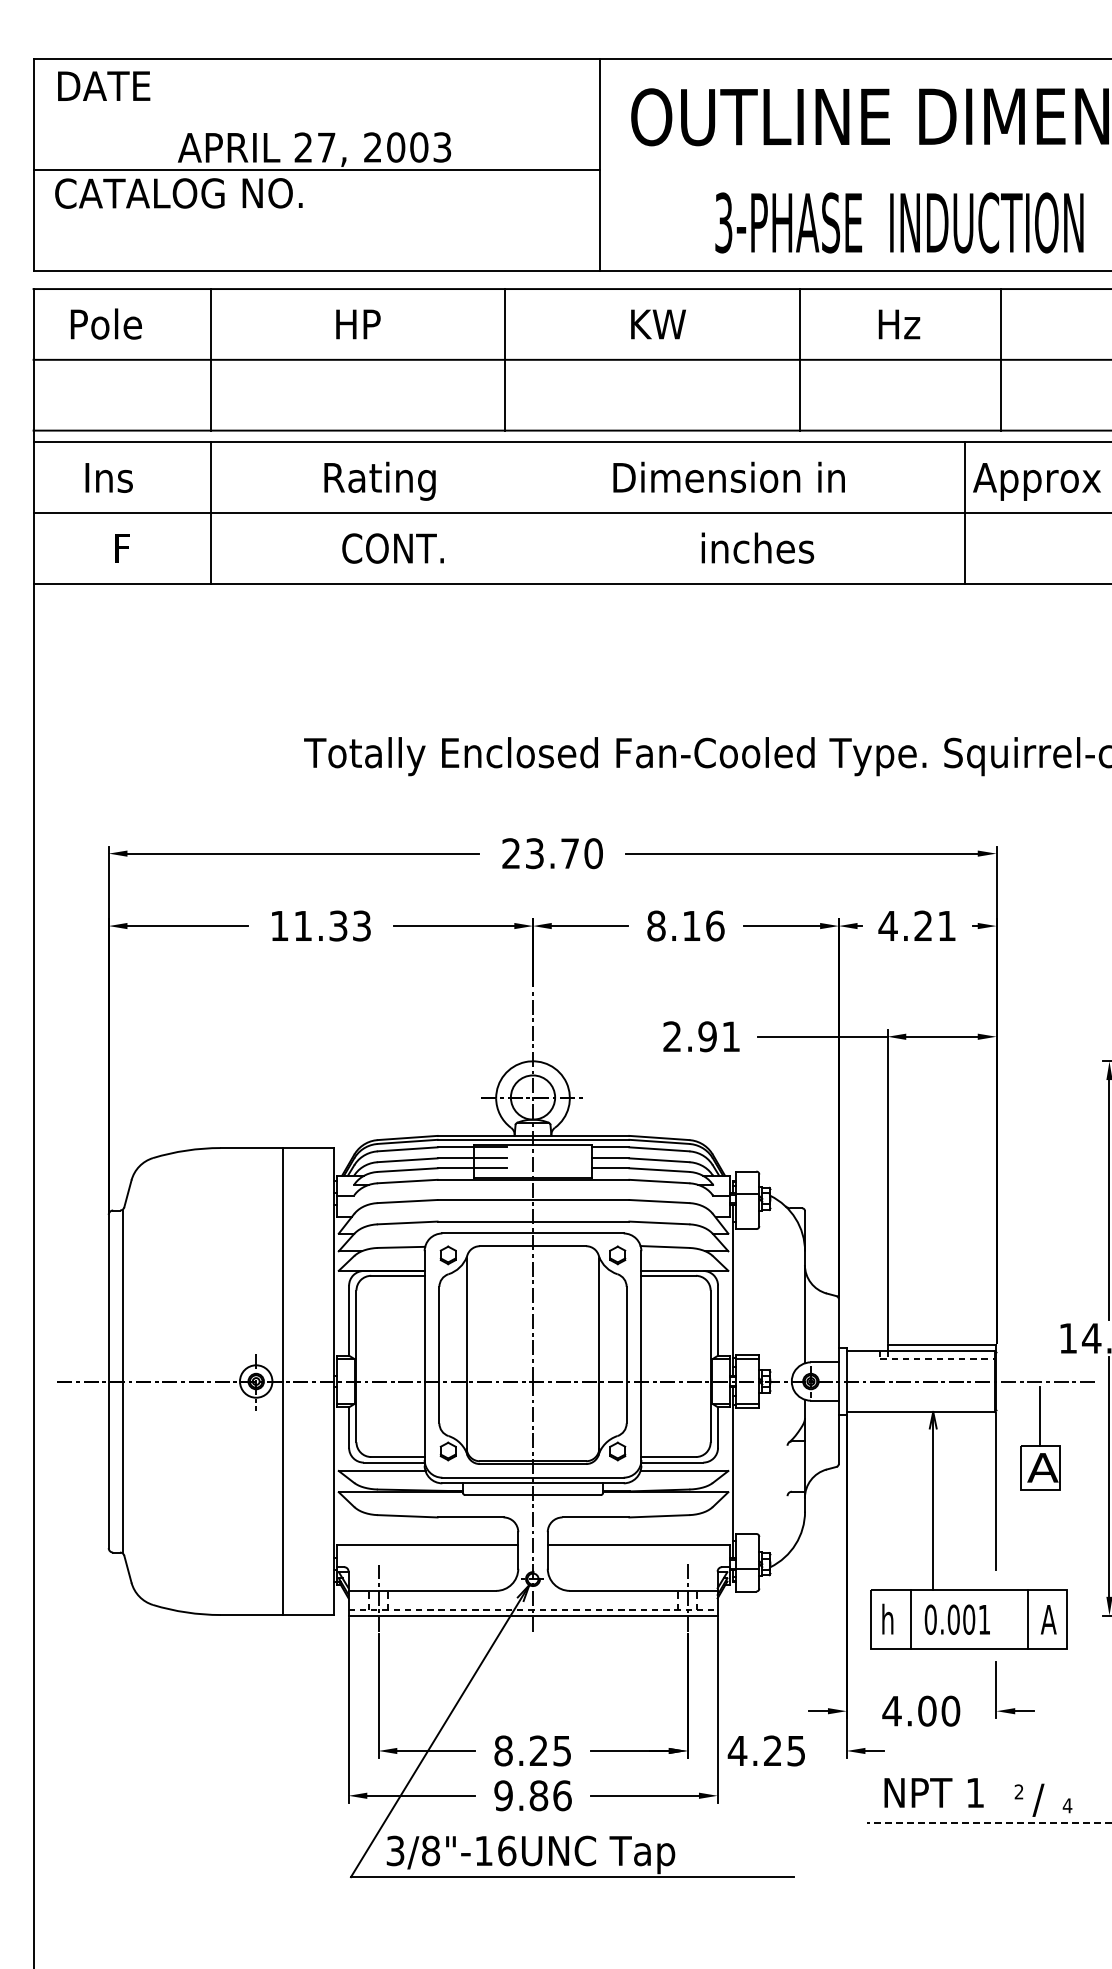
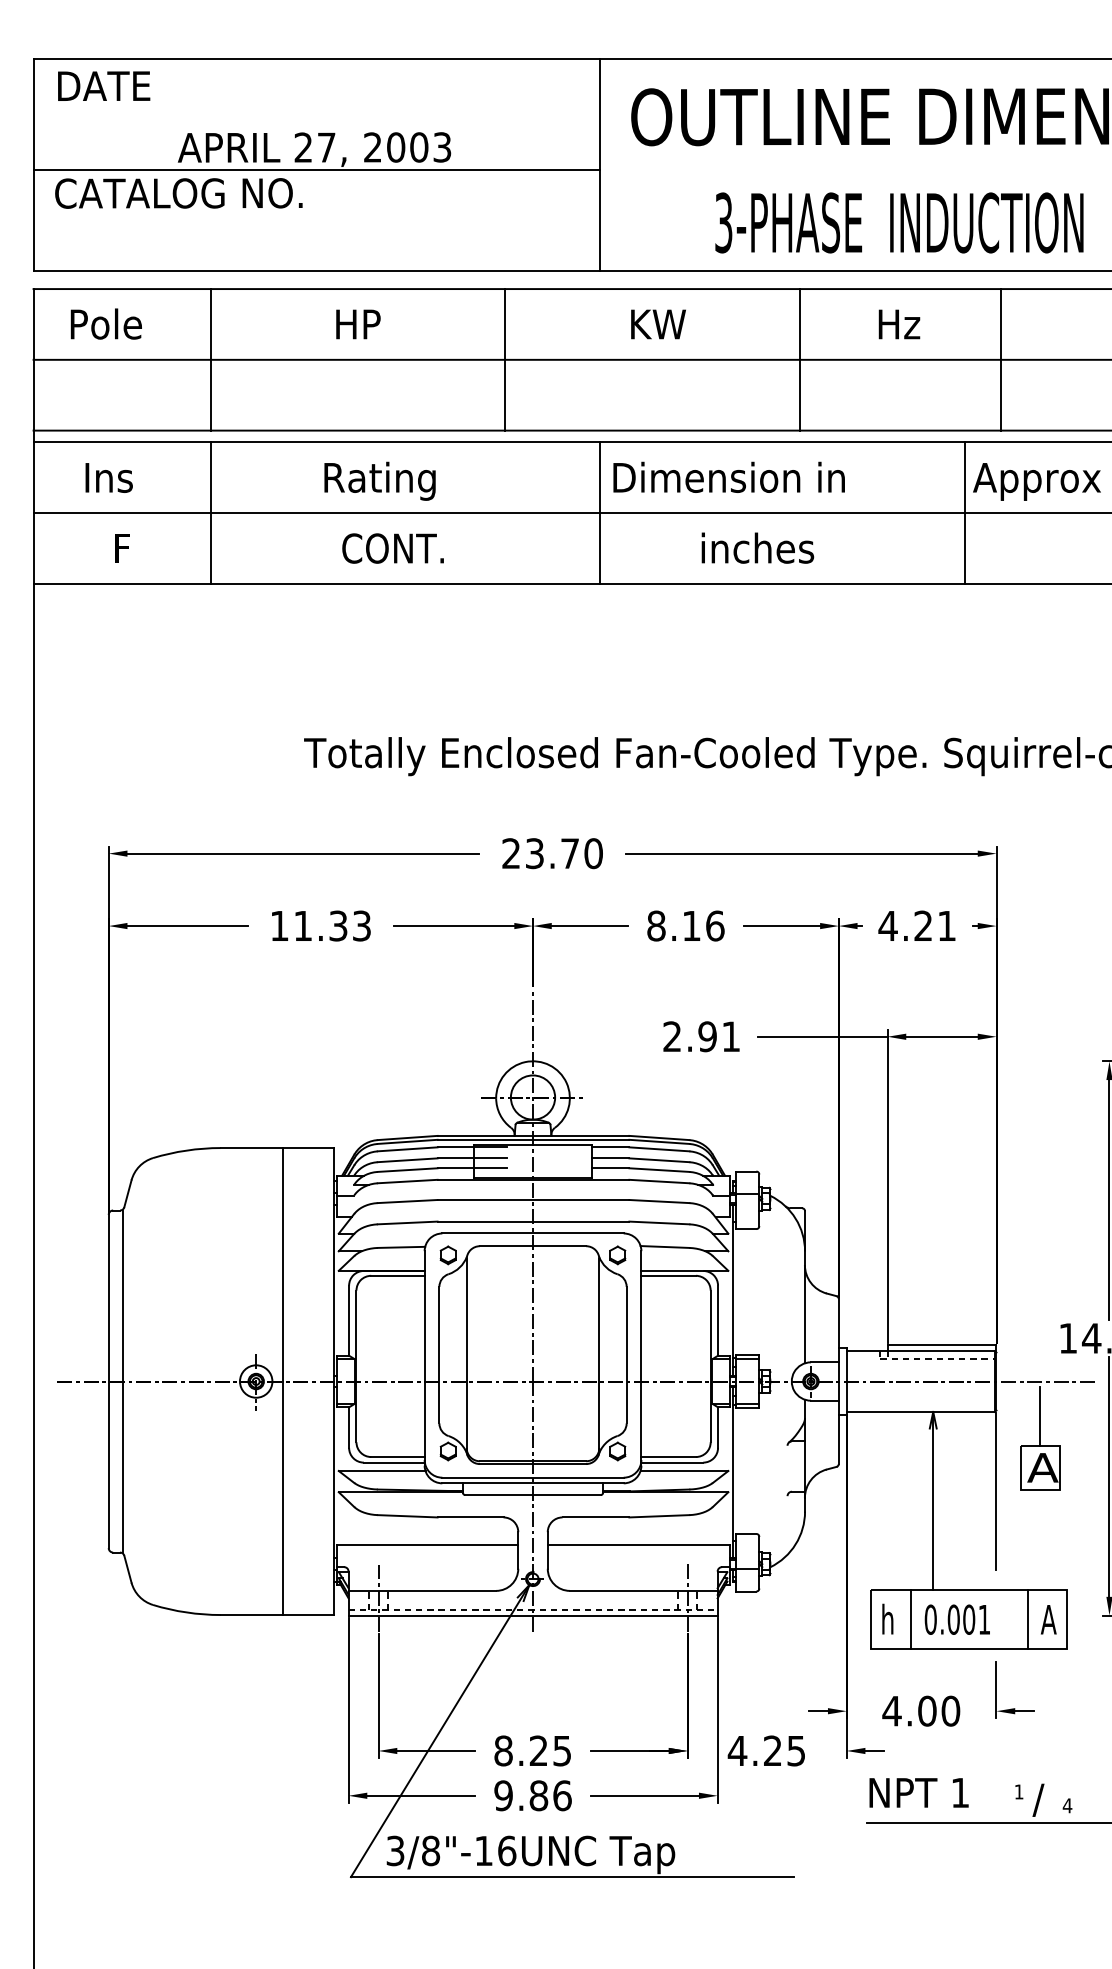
line: none -> present (599, 512)
text: 2 -> 1 (1018, 1791)
text position: (933, 1792) -> (918, 1792) (918, 1792)
line: dashed -> solid (989, 1822)
